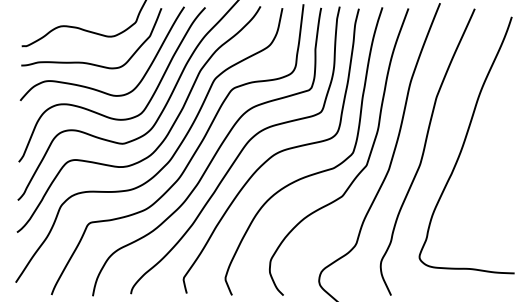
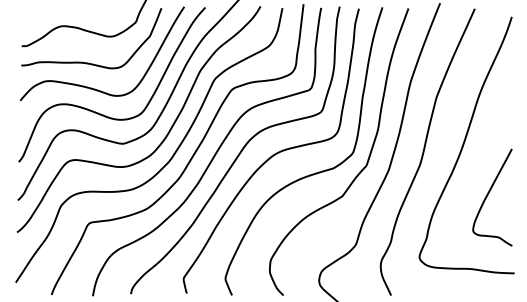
curve: none -> present (488, 195)
